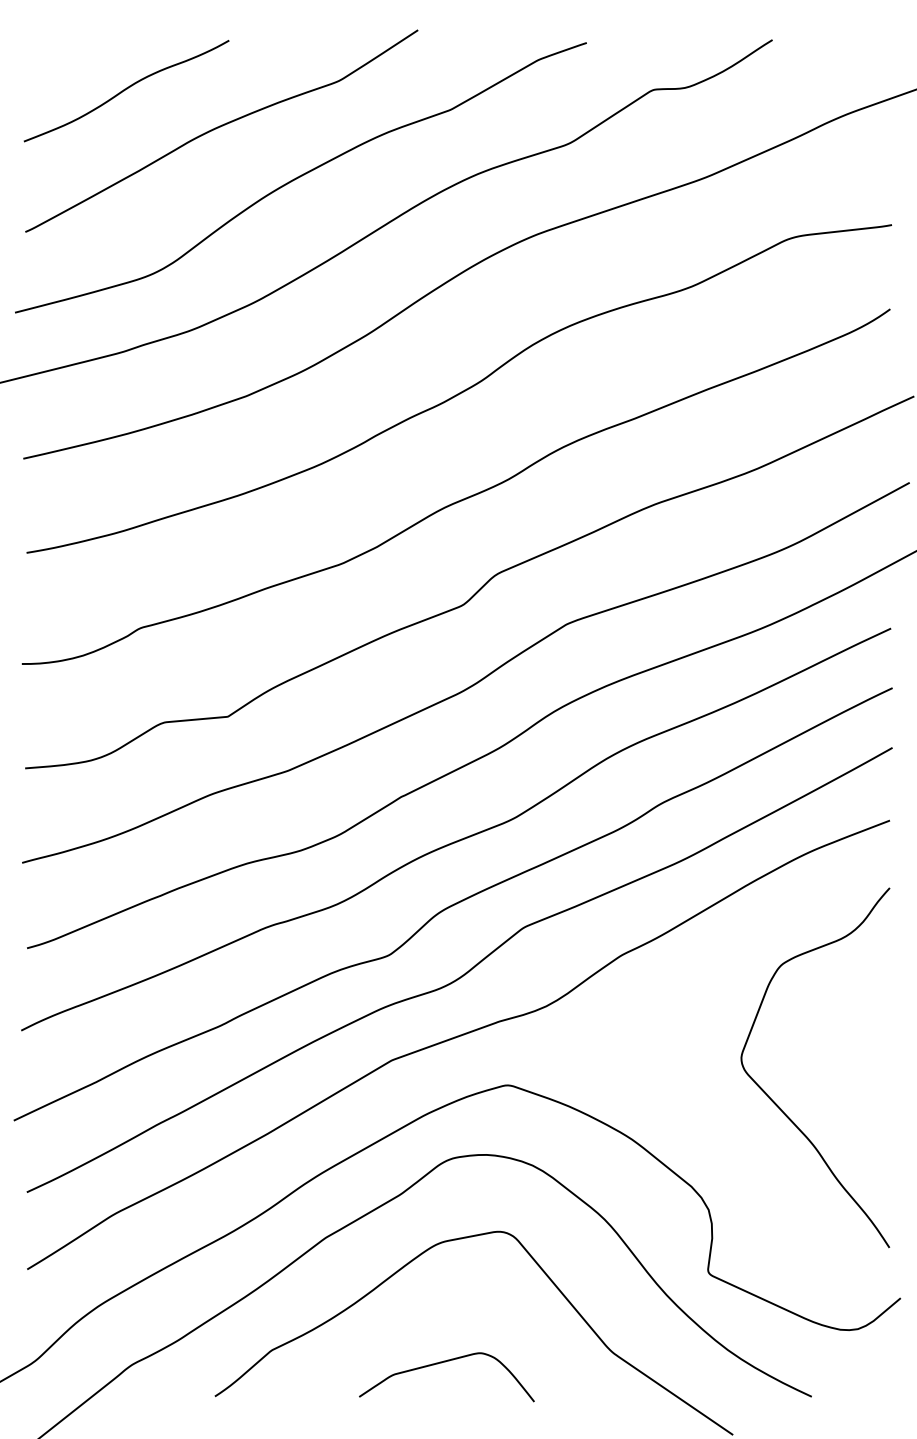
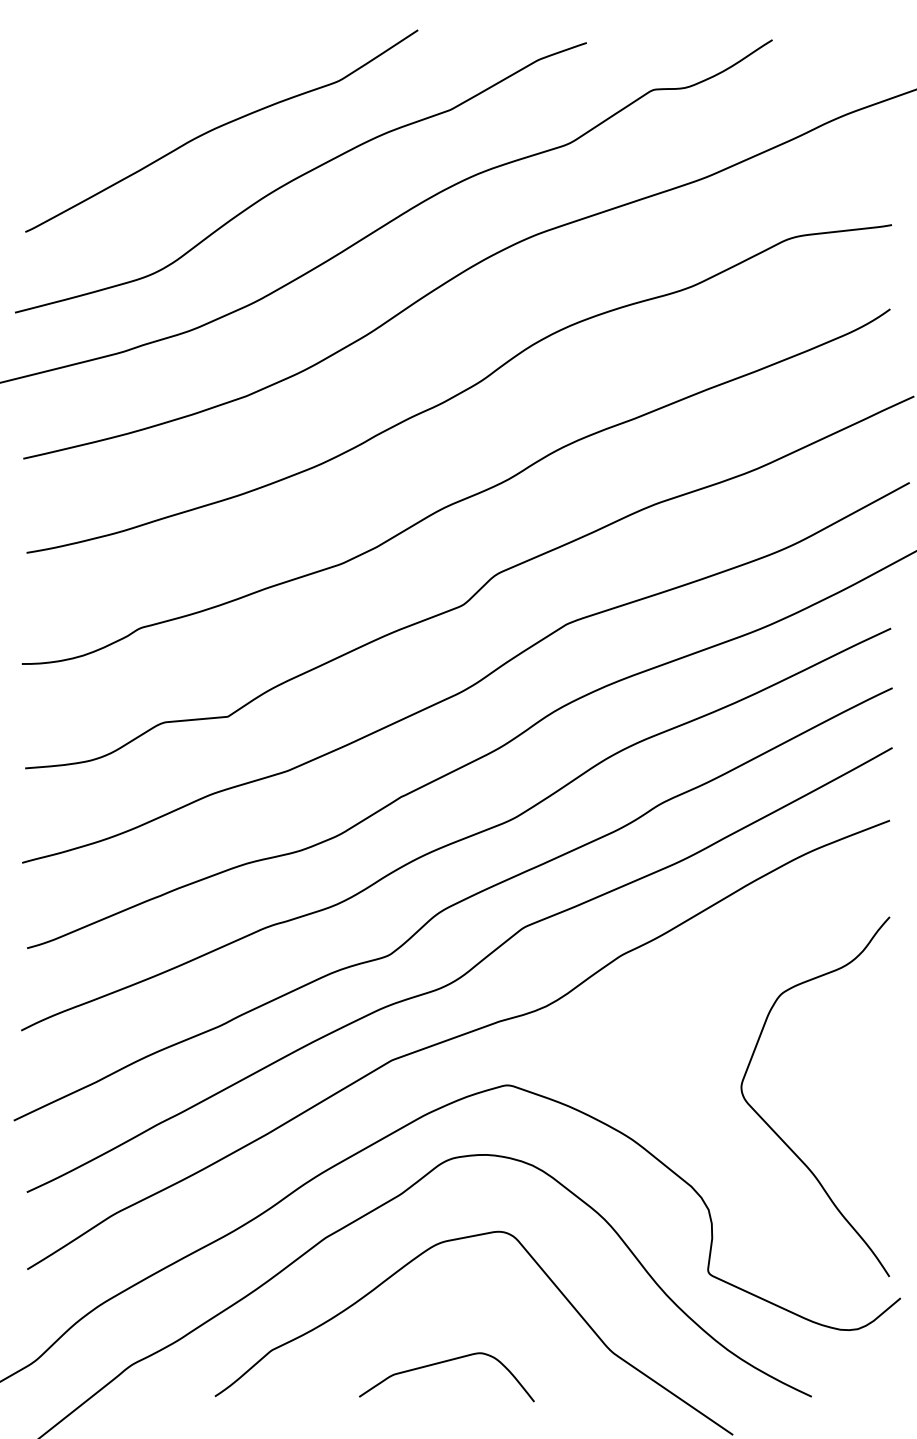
curve: present -> none (125, 90)
curve position: (777, 1104) -> (777, 1133) (777, 1133)
